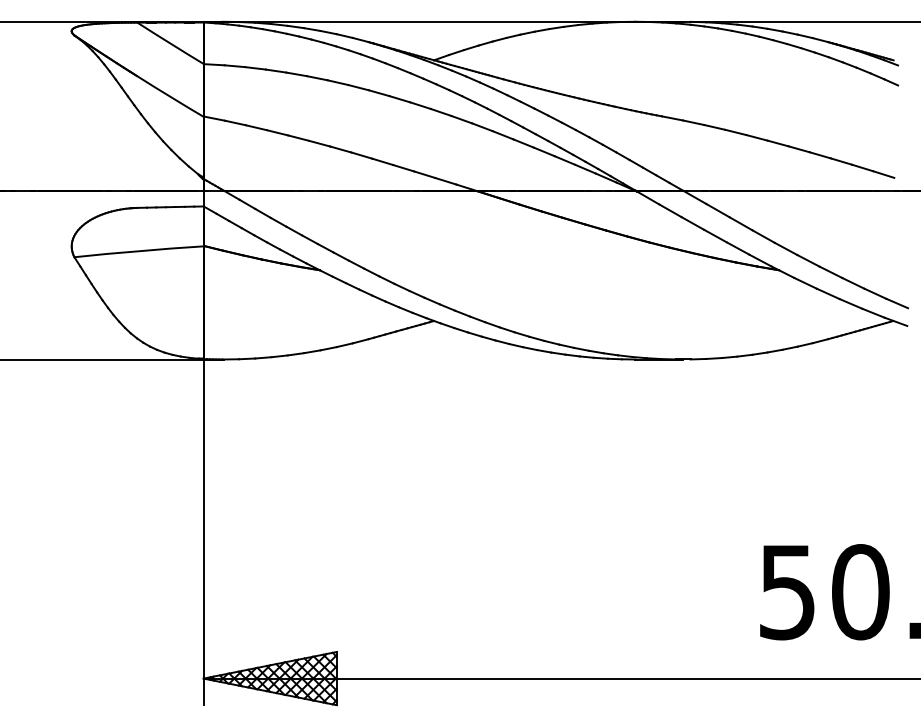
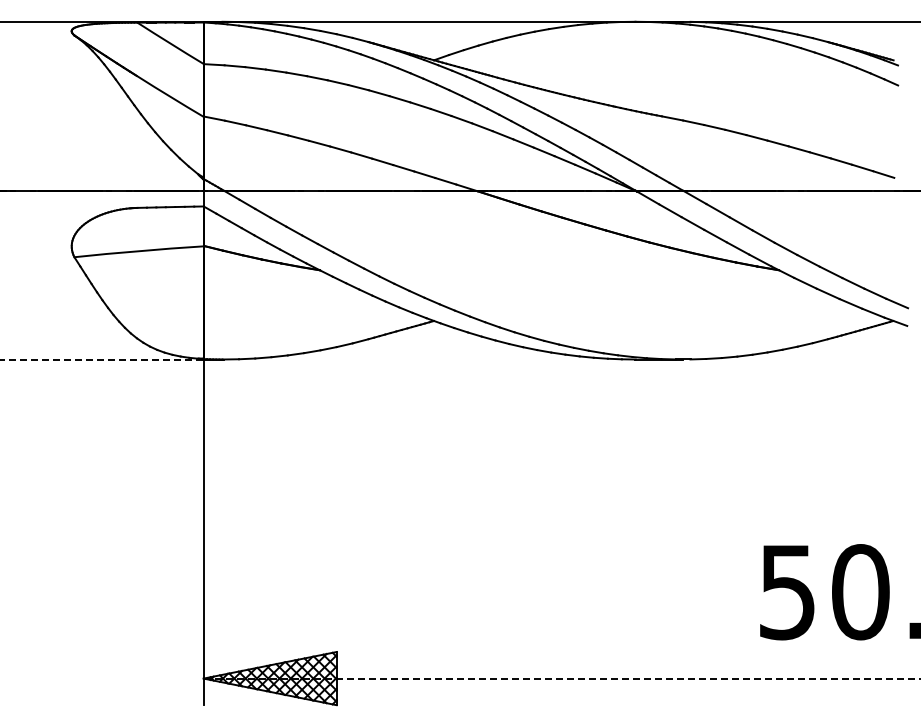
line: solid -> dashed (102, 359)
line: solid -> dashed (562, 678)
